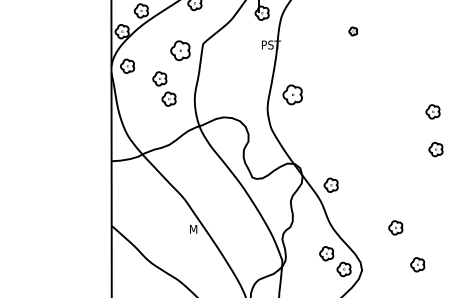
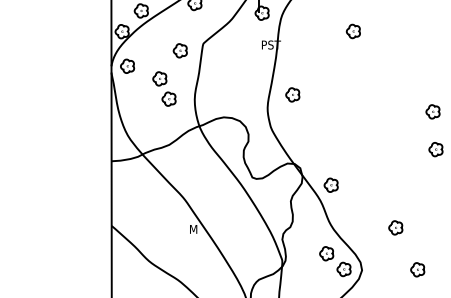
part size: 11x11 px -> 16x17 px (352, 31)
part size: 21x22 px -> 16x16 px (179, 50)
part size: 21x22 px -> 16x16 px (292, 94)
part position: (417, 264) -> (417, 269) (417, 269)
